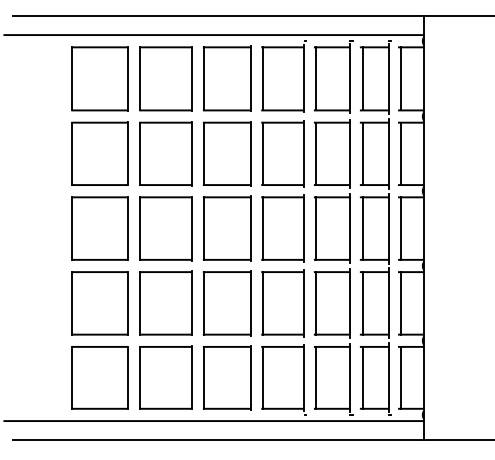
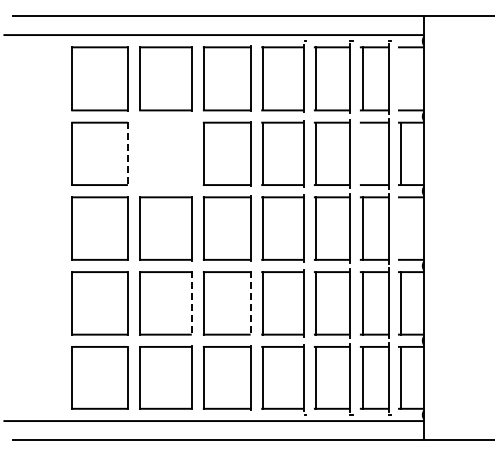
line: present -> none (401, 78)
part: present -> none (165, 153)
line: present -> none (362, 153)
line: solid -> dashed (127, 154)
line: present -> none (401, 228)
line: solid -> dashed (191, 303)
line: solid -> dashed (250, 303)
